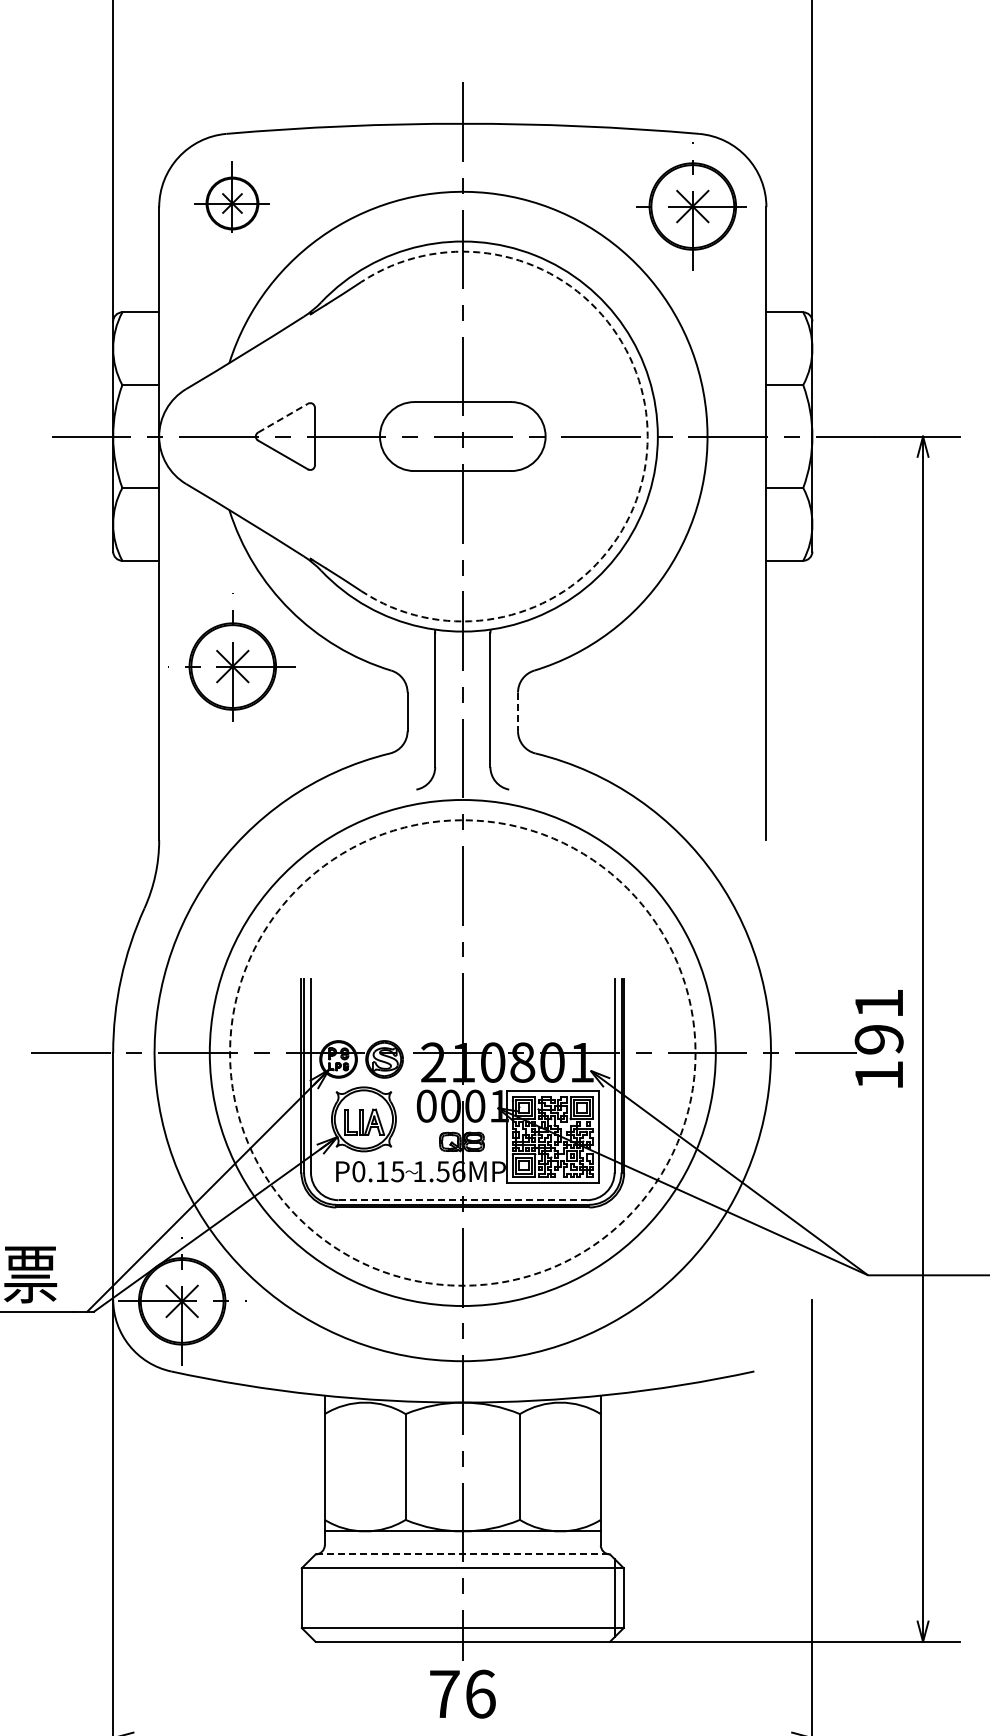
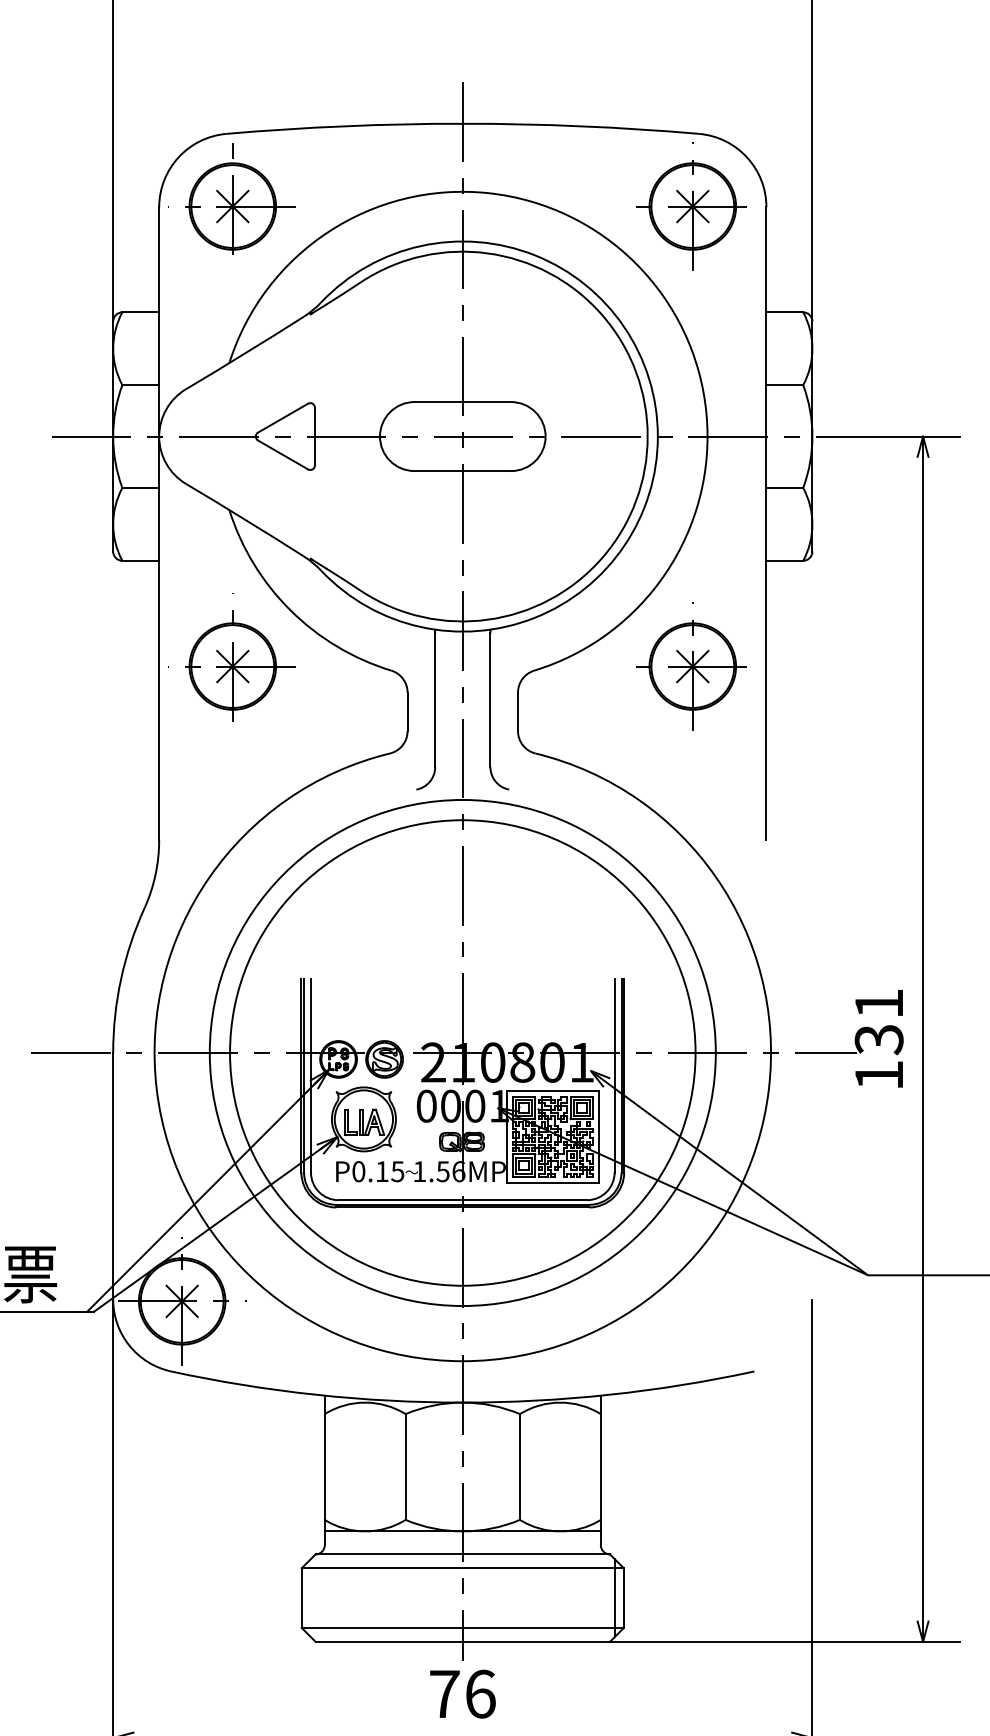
part size: 76x72 px -> 128x112 px (231, 198)
line: dashed -> solid (283, 418)
arc: dashed -> solid (647, 436)
part: none -> present (691, 666)
line: dashed -> solid (518, 712)
text: 191 -> 131 (878, 1040)
circle: dashed -> solid (462, 1052)
line: dashed -> solid (463, 1200)
line: dashed -> solid (463, 1554)
